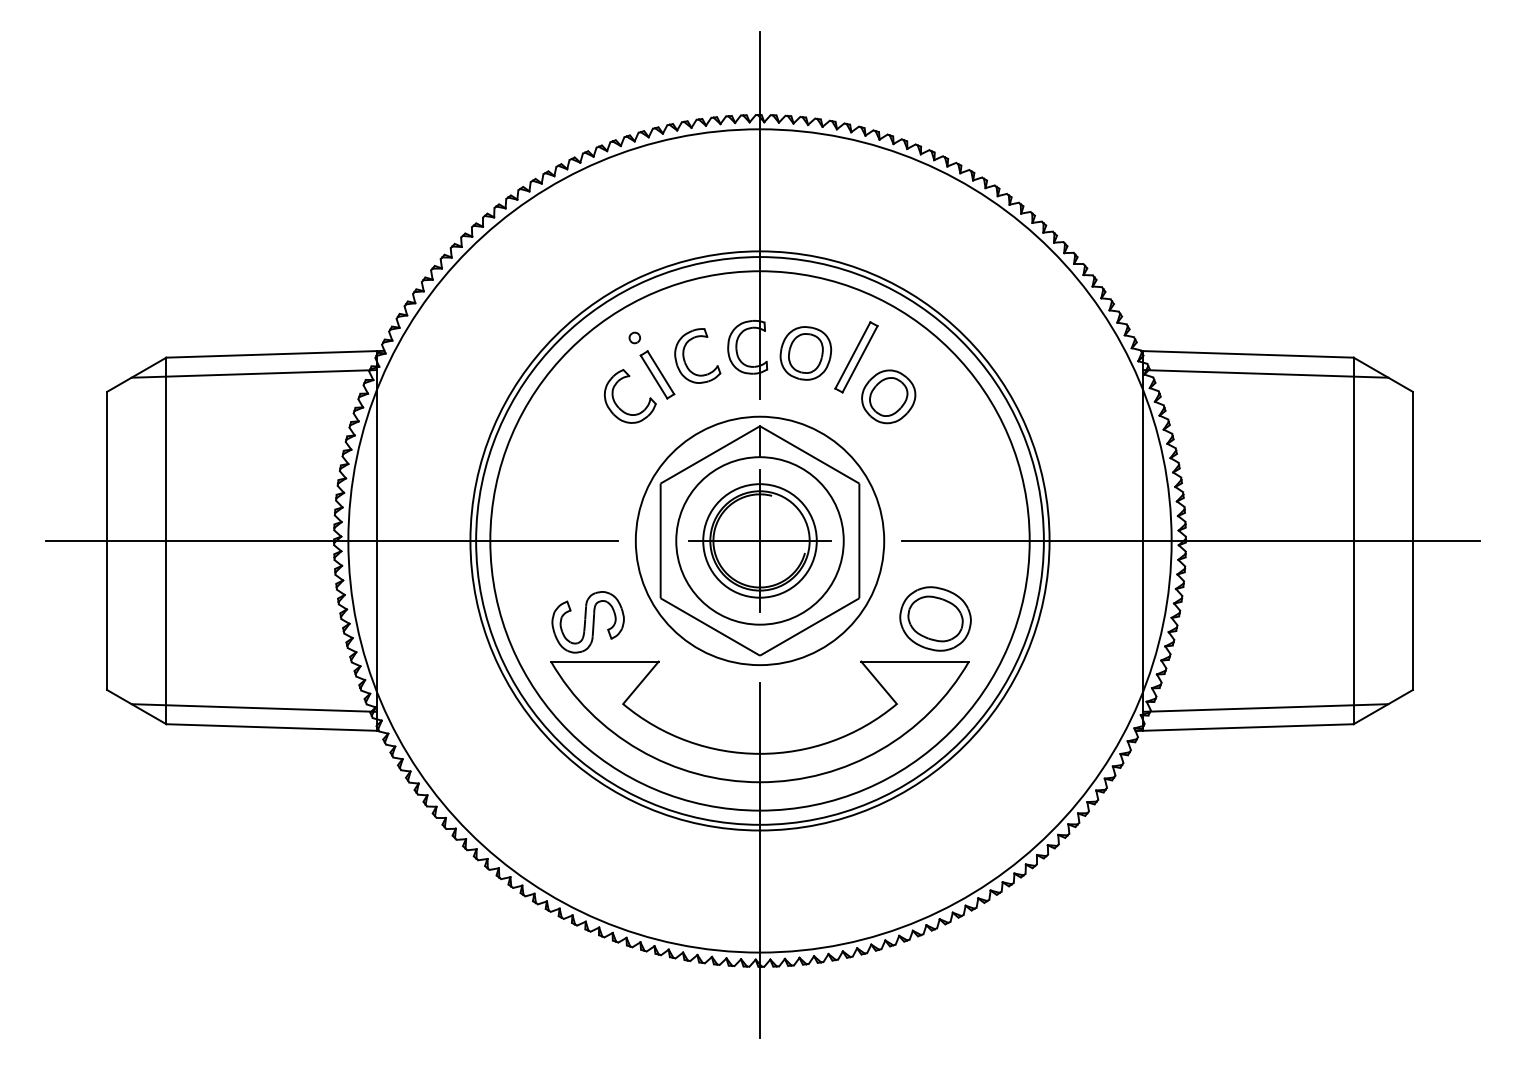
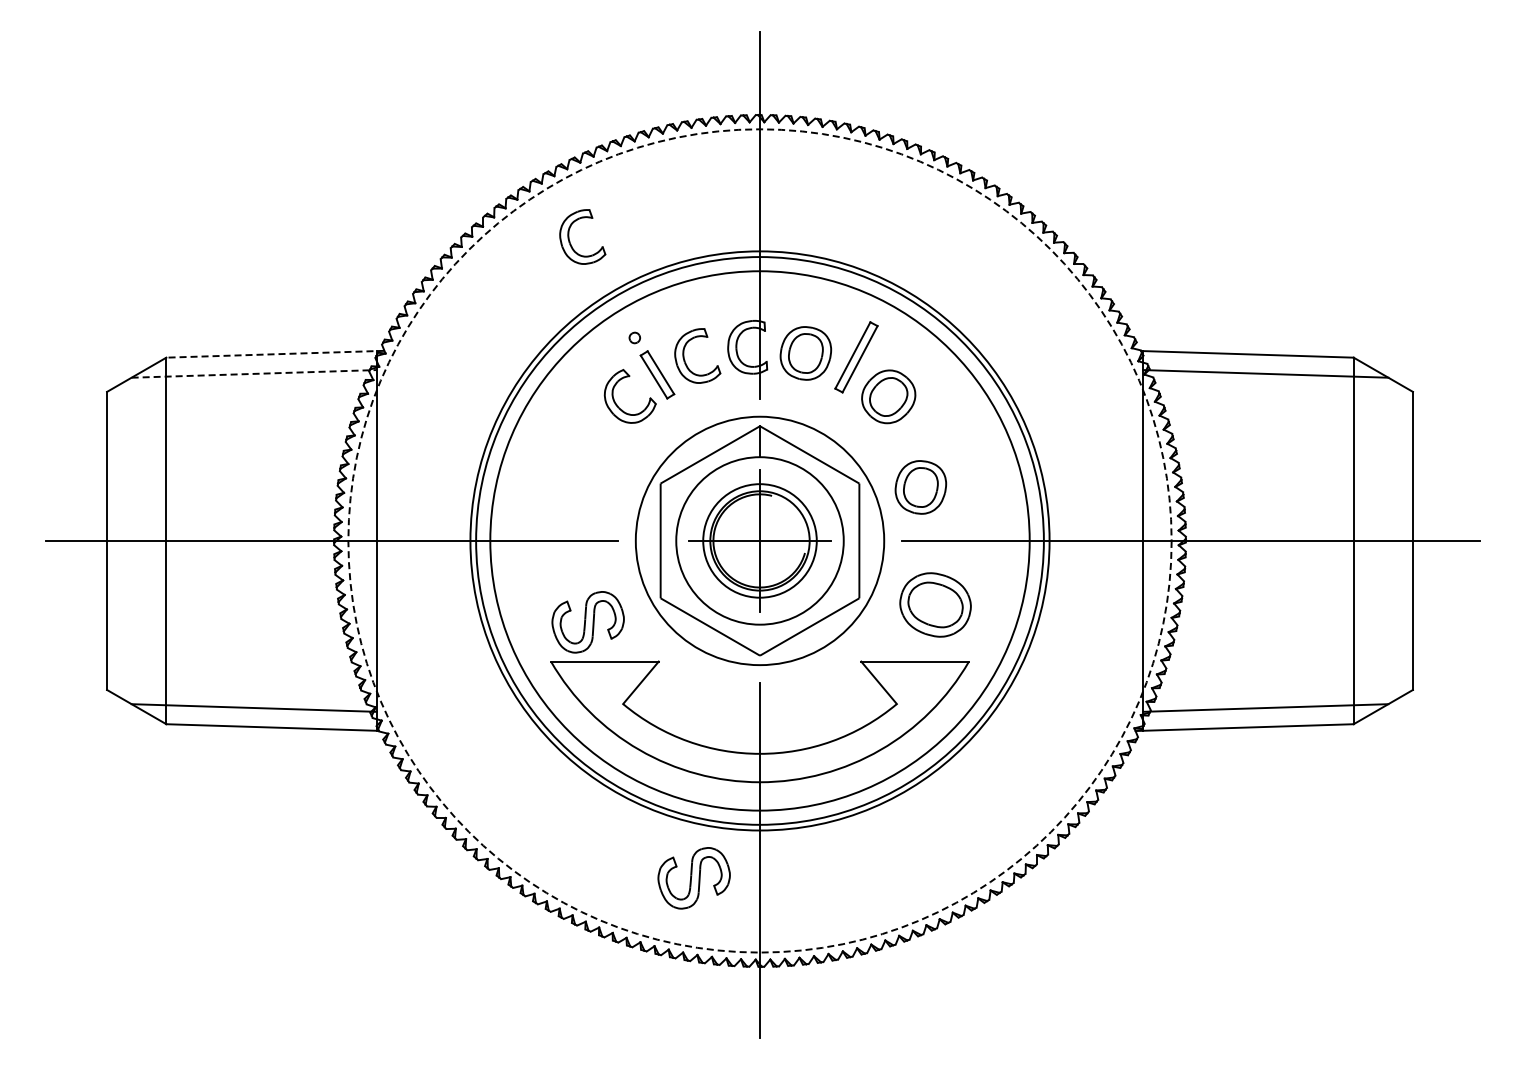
part: none -> present (569, 236)
line: solid -> dashed (274, 354)
line: solid -> dashed (254, 373)
part: none -> present (920, 487)
circle: solid -> dashed (759, 540)
part position: (935, 618) -> (935, 604) (935, 604)
part: none -> present (693, 878)
